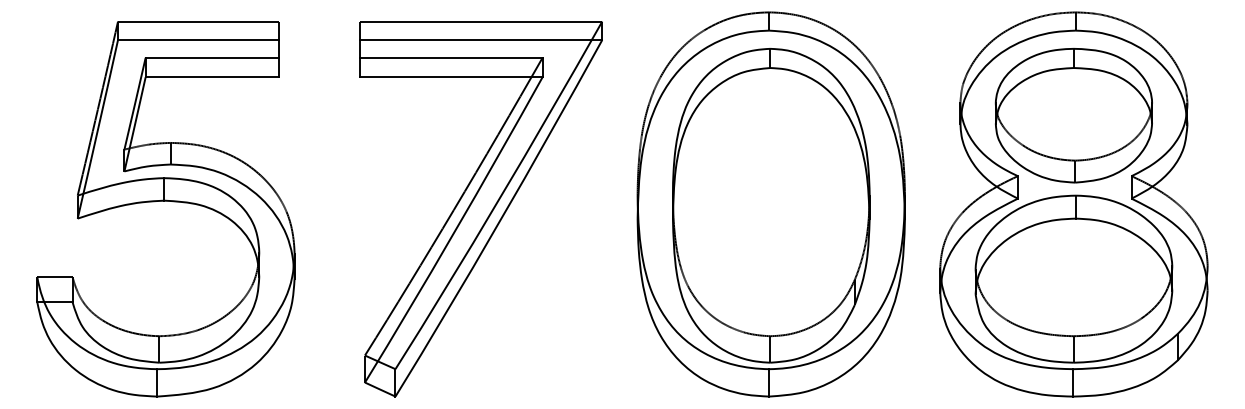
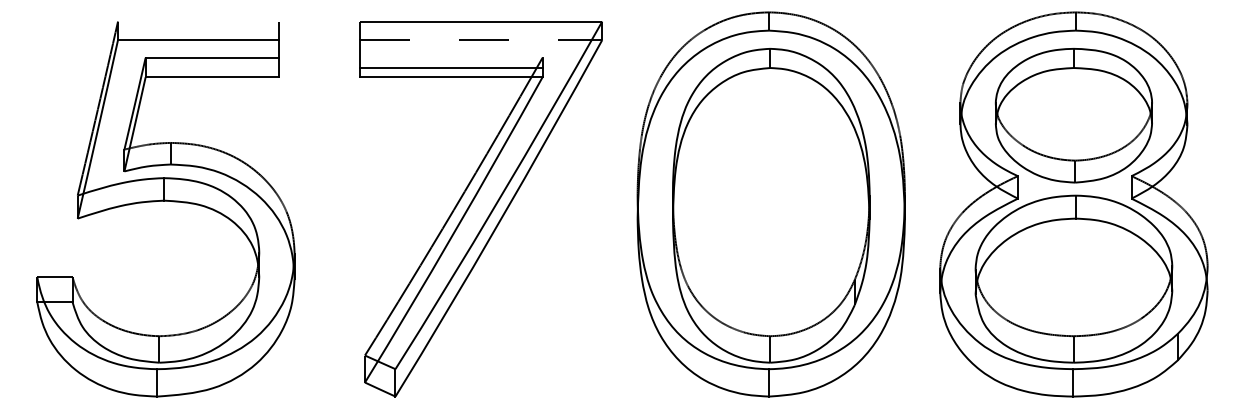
line: present -> none (198, 21)
line: solid -> dashed (481, 40)
line position: (451, 57) -> (451, 67) (451, 67)
